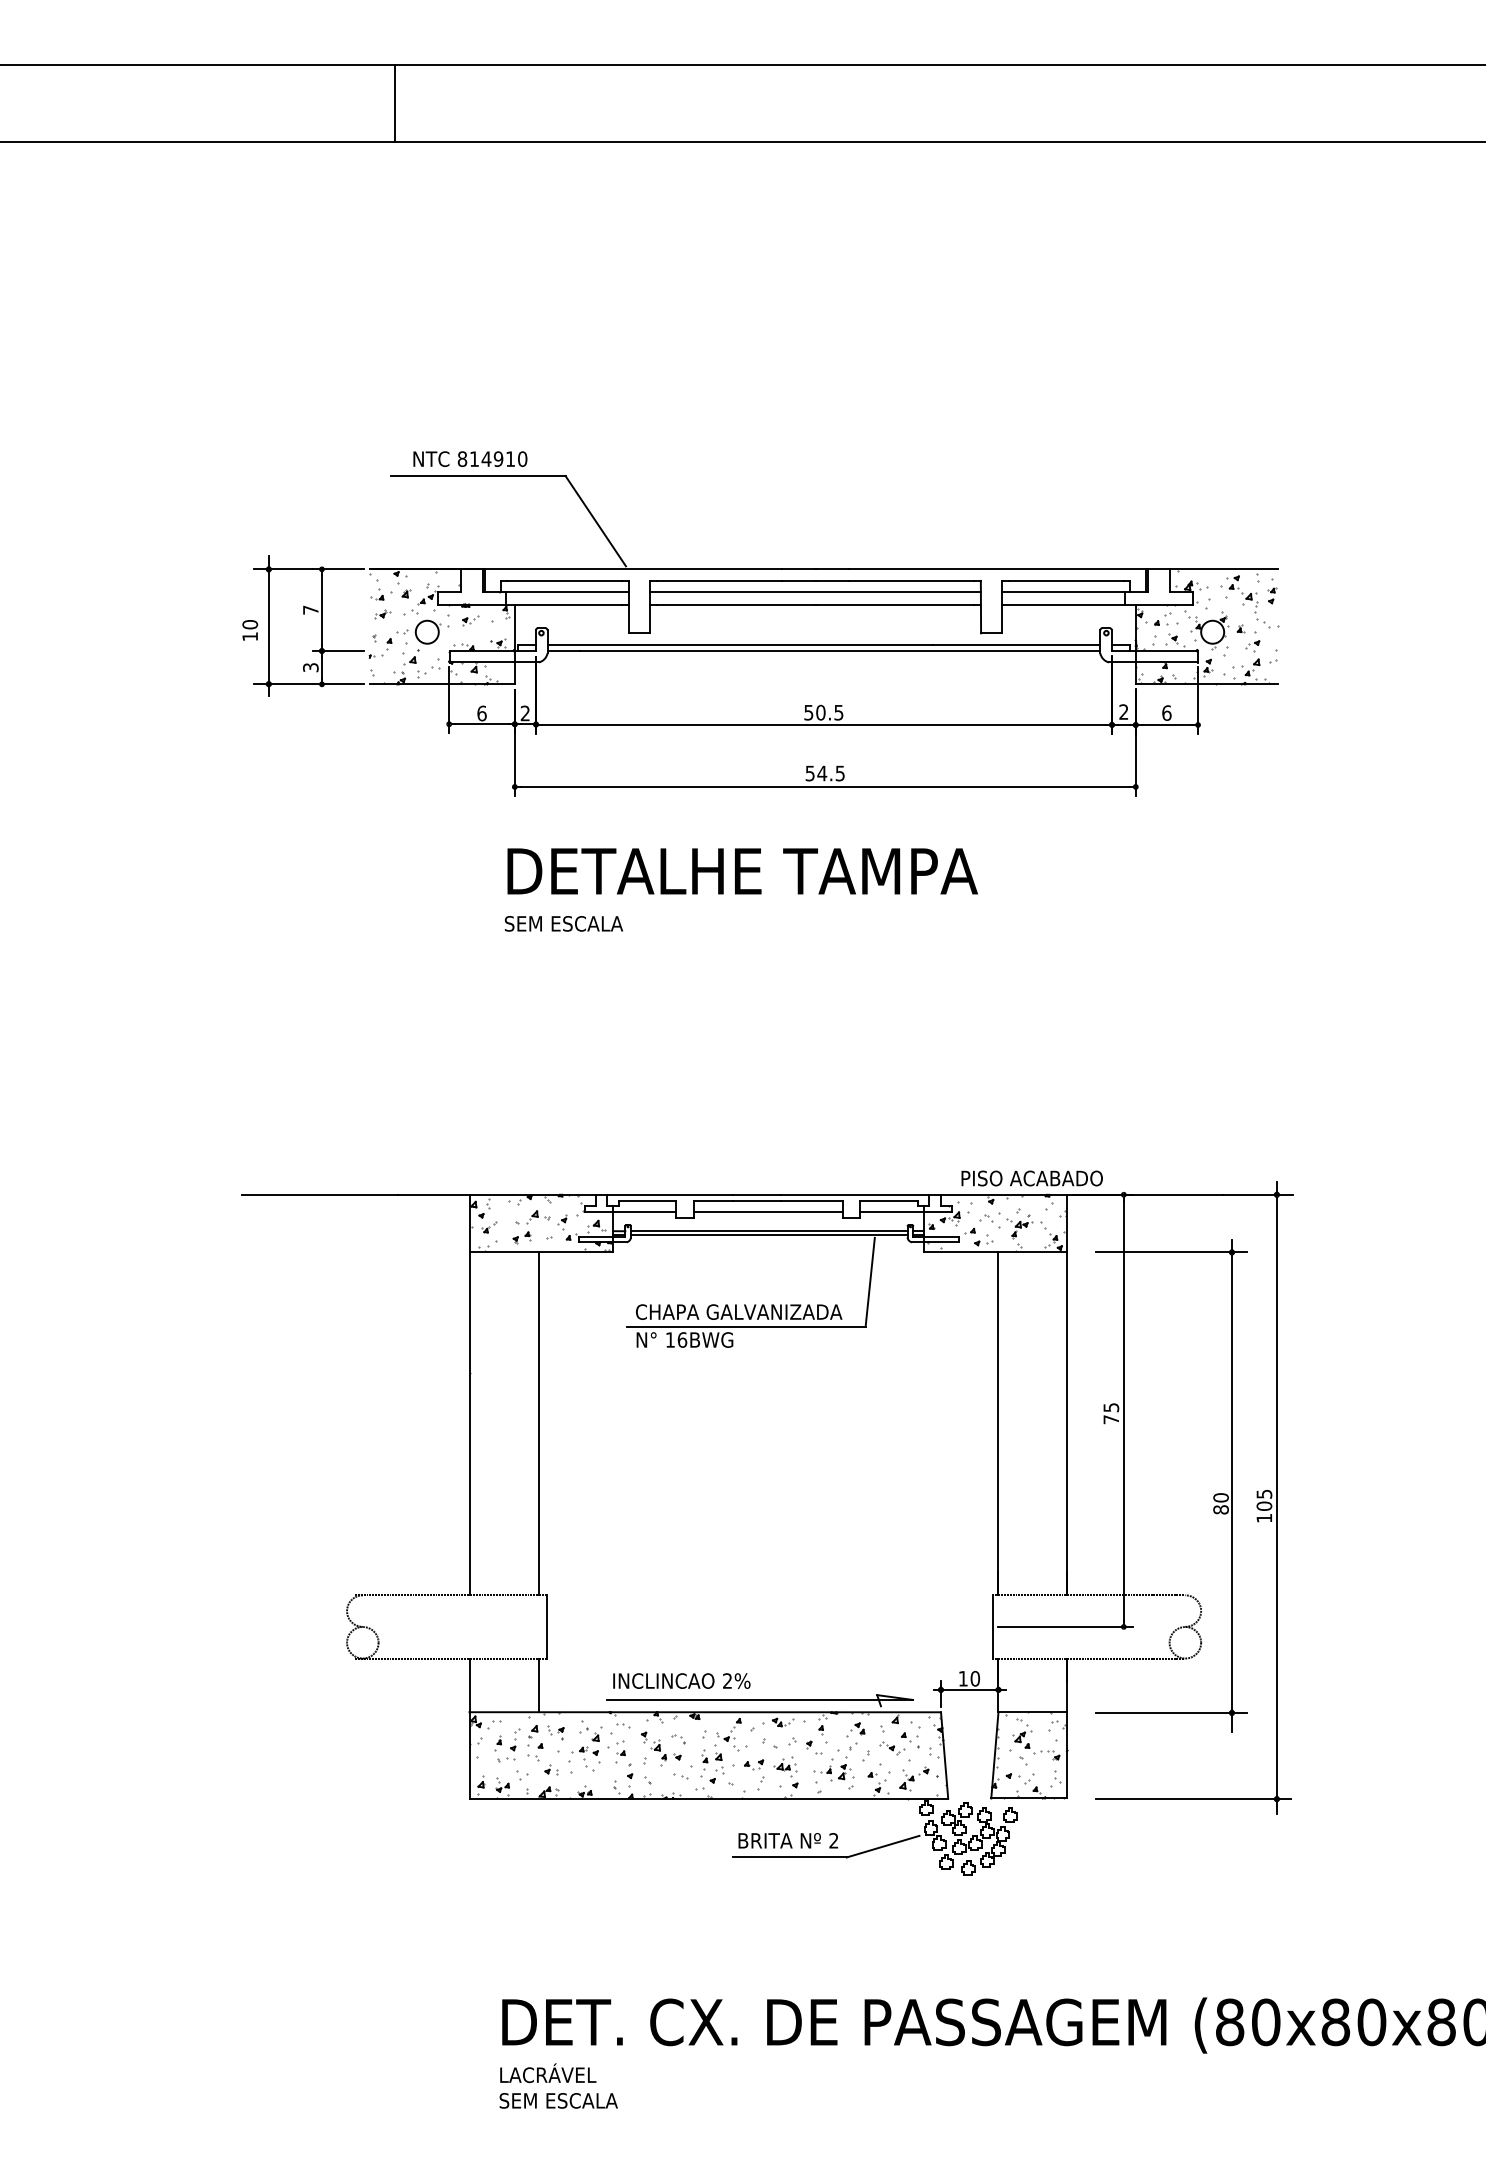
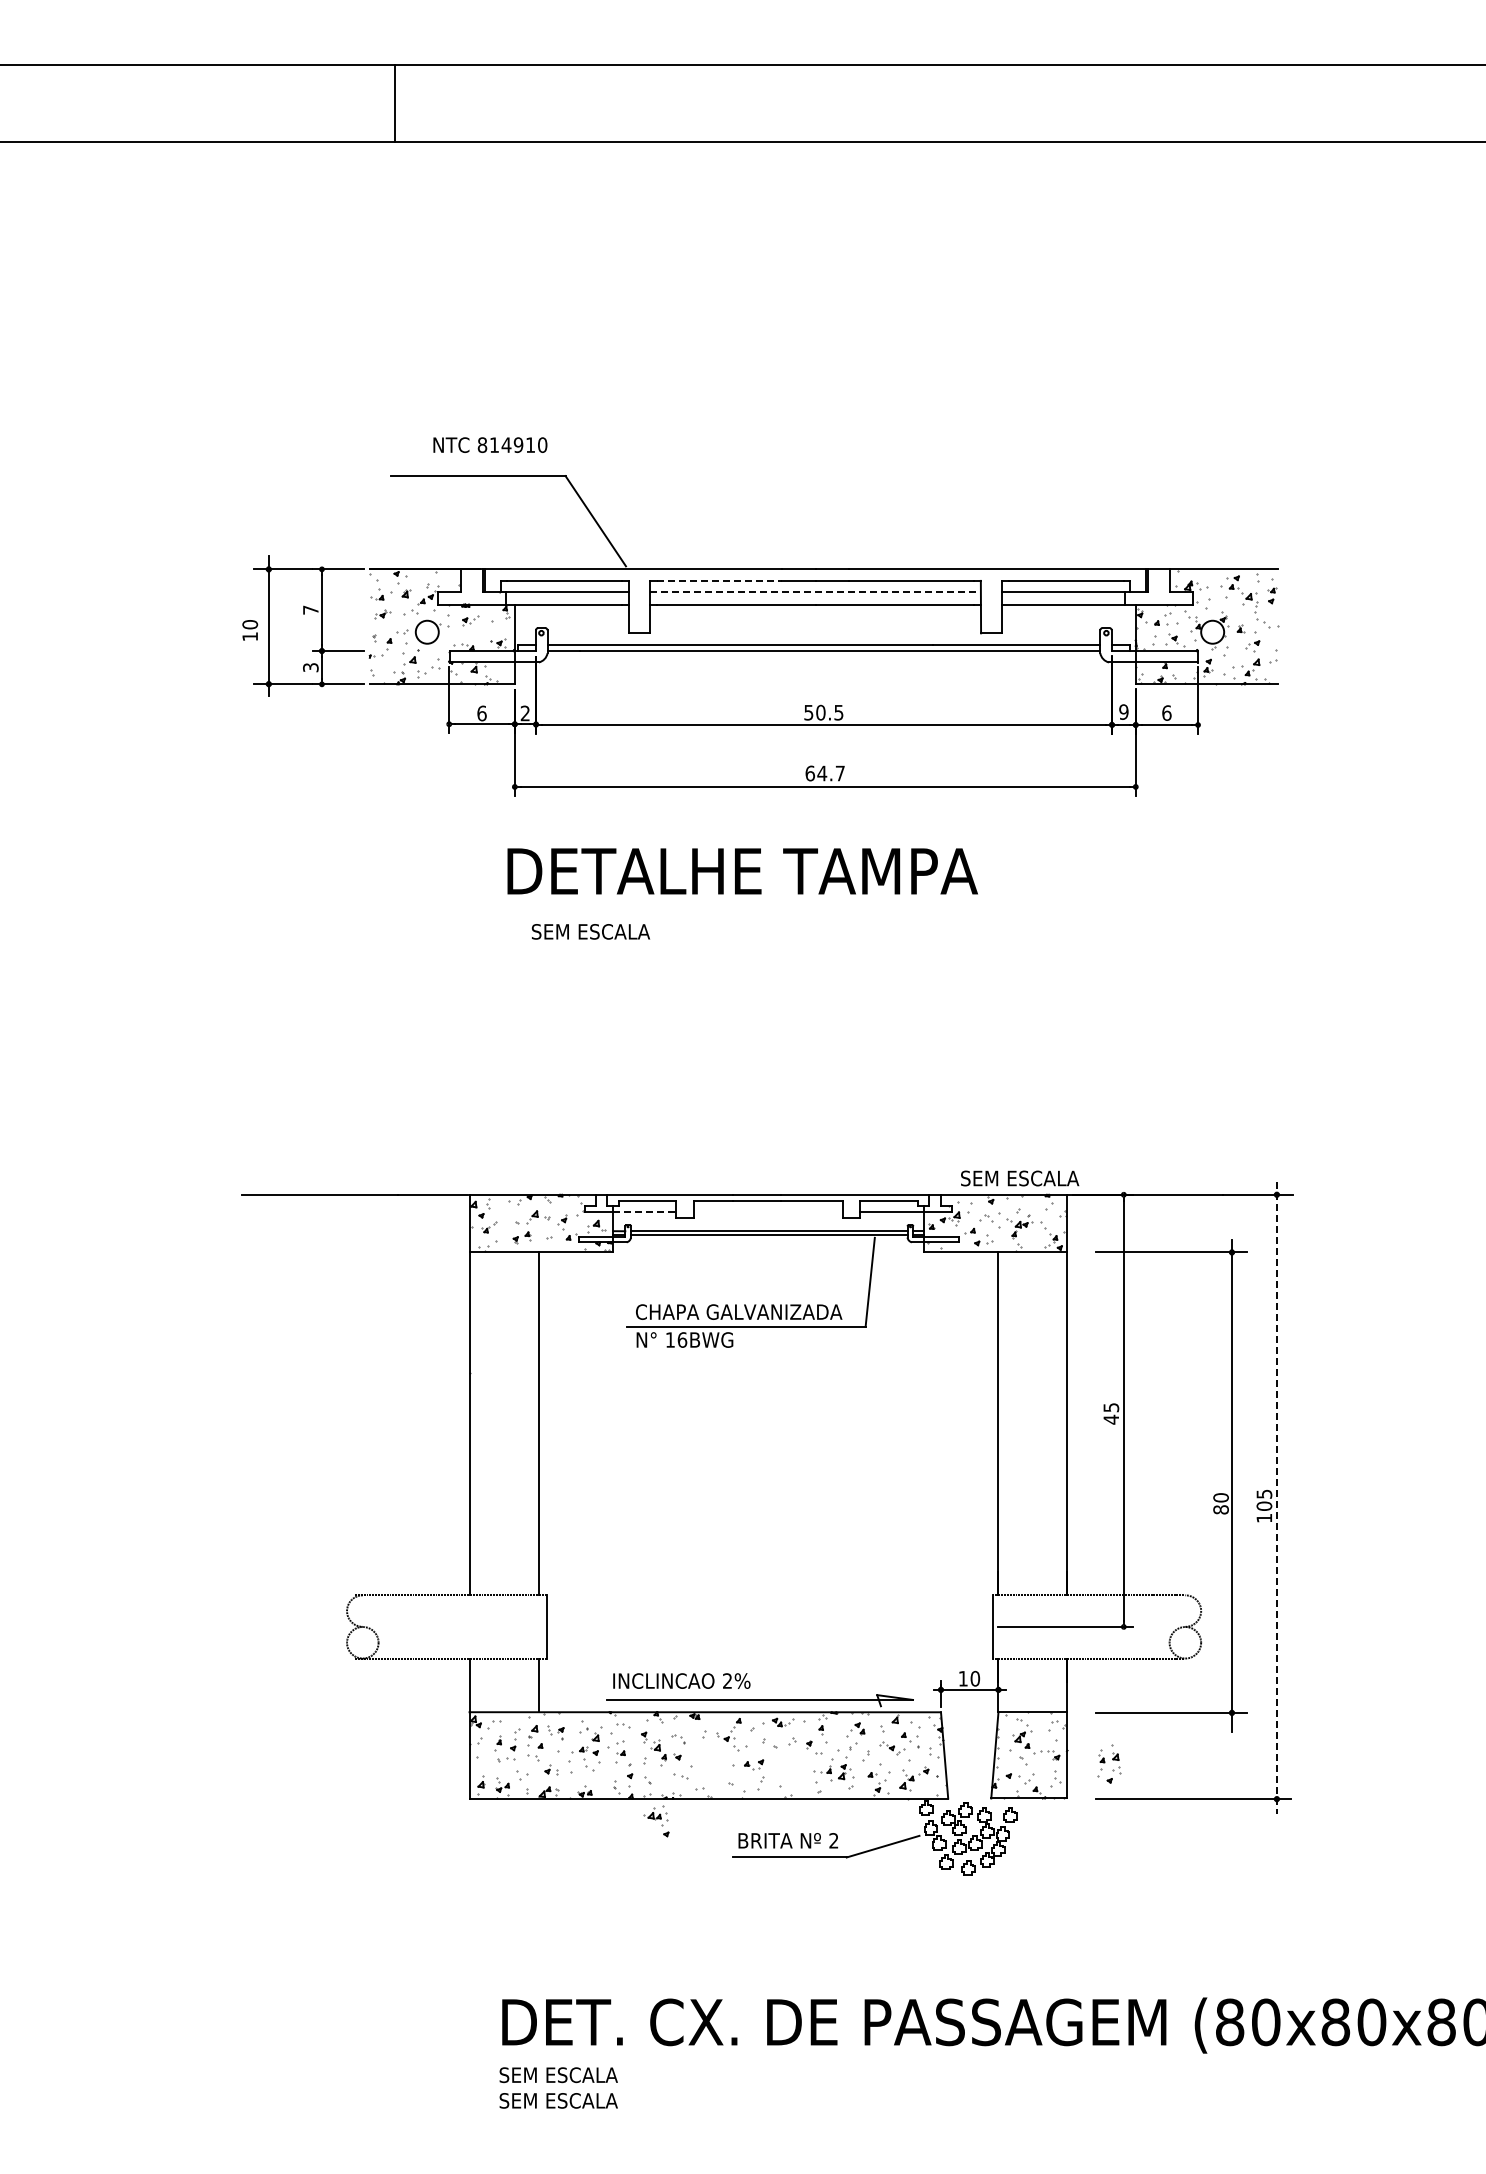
text position: (470, 458) -> (490, 444) (490, 444)
line: solid -> dashed (719, 580)
line: solid -> dashed (816, 592)
text: 2 -> 9 (1123, 711)
text: 54.5 -> 64.7 (824, 773)
text position: (563, 923) -> (590, 931) (590, 931)
text: PISO ACABADO -> SEM ESCALA (1031, 1178)
line: solid -> dashed (644, 1212)
line: present -> none (768, 1212)
text: 75 -> 45 (1110, 1419)
line: solid -> dashed (1276, 1498)
part position: (712, 1763) -> (1109, 1763) (1109, 1763)
part position: (785, 1772) -> (656, 1821) (656, 1821)
text: LACRÁVEL -> SEM ESCALA (558, 2073)
